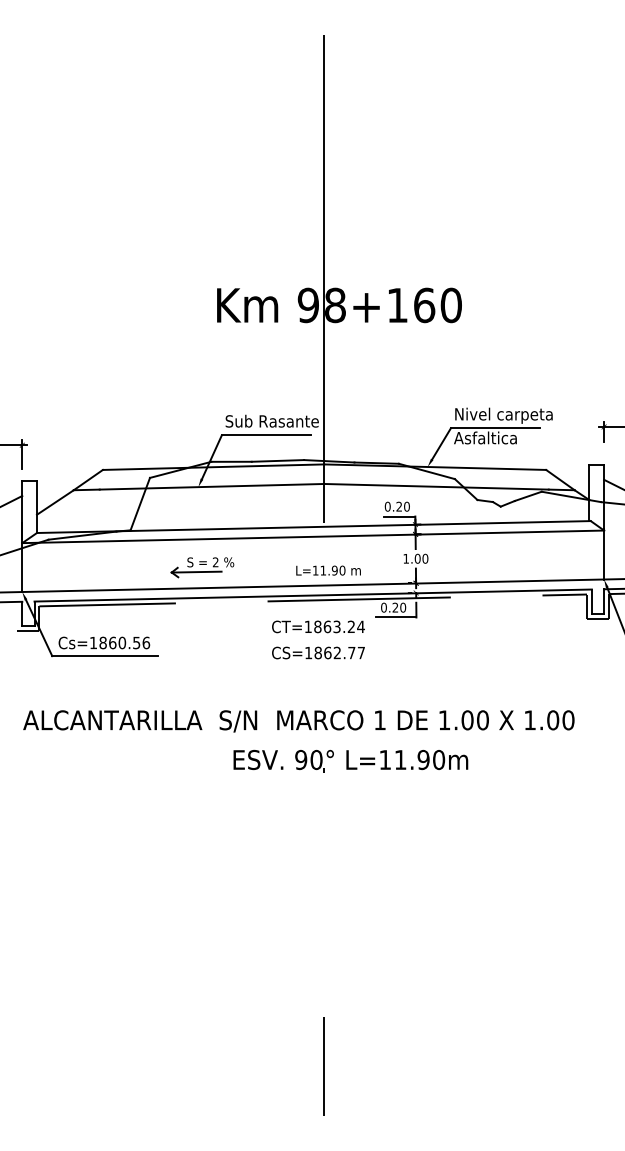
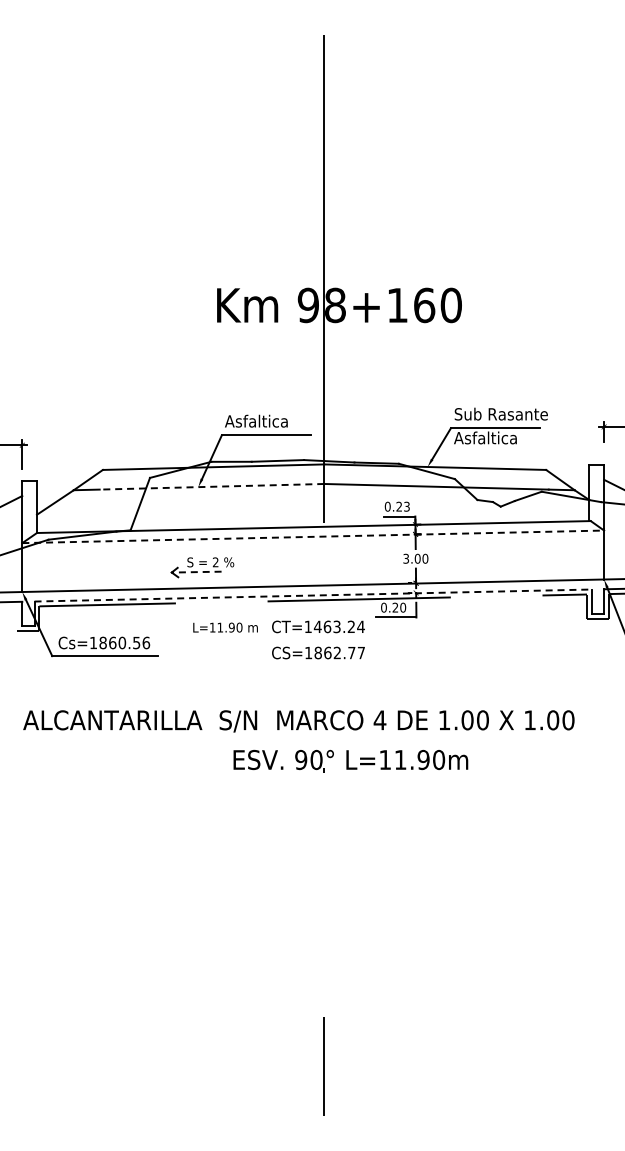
text: Nivel carpeta -> Sub Rasante (503, 415)
text: Sub Rasante -> Asfaltica (271, 420)
line: solid -> dashed (211, 486)
text: 0.20 -> 0.23 (406, 506)
line: solid -> dashed (313, 536)
text: 1.00 -> 3.00 (405, 558)
text position: (328, 570) -> (225, 627) (225, 627)
line: solid -> dashed (196, 572)
line: solid -> dashed (313, 595)
text: CT=1863.24 -> CT=1463.24 (317, 626)
text: 1 -> 4 (379, 720)
